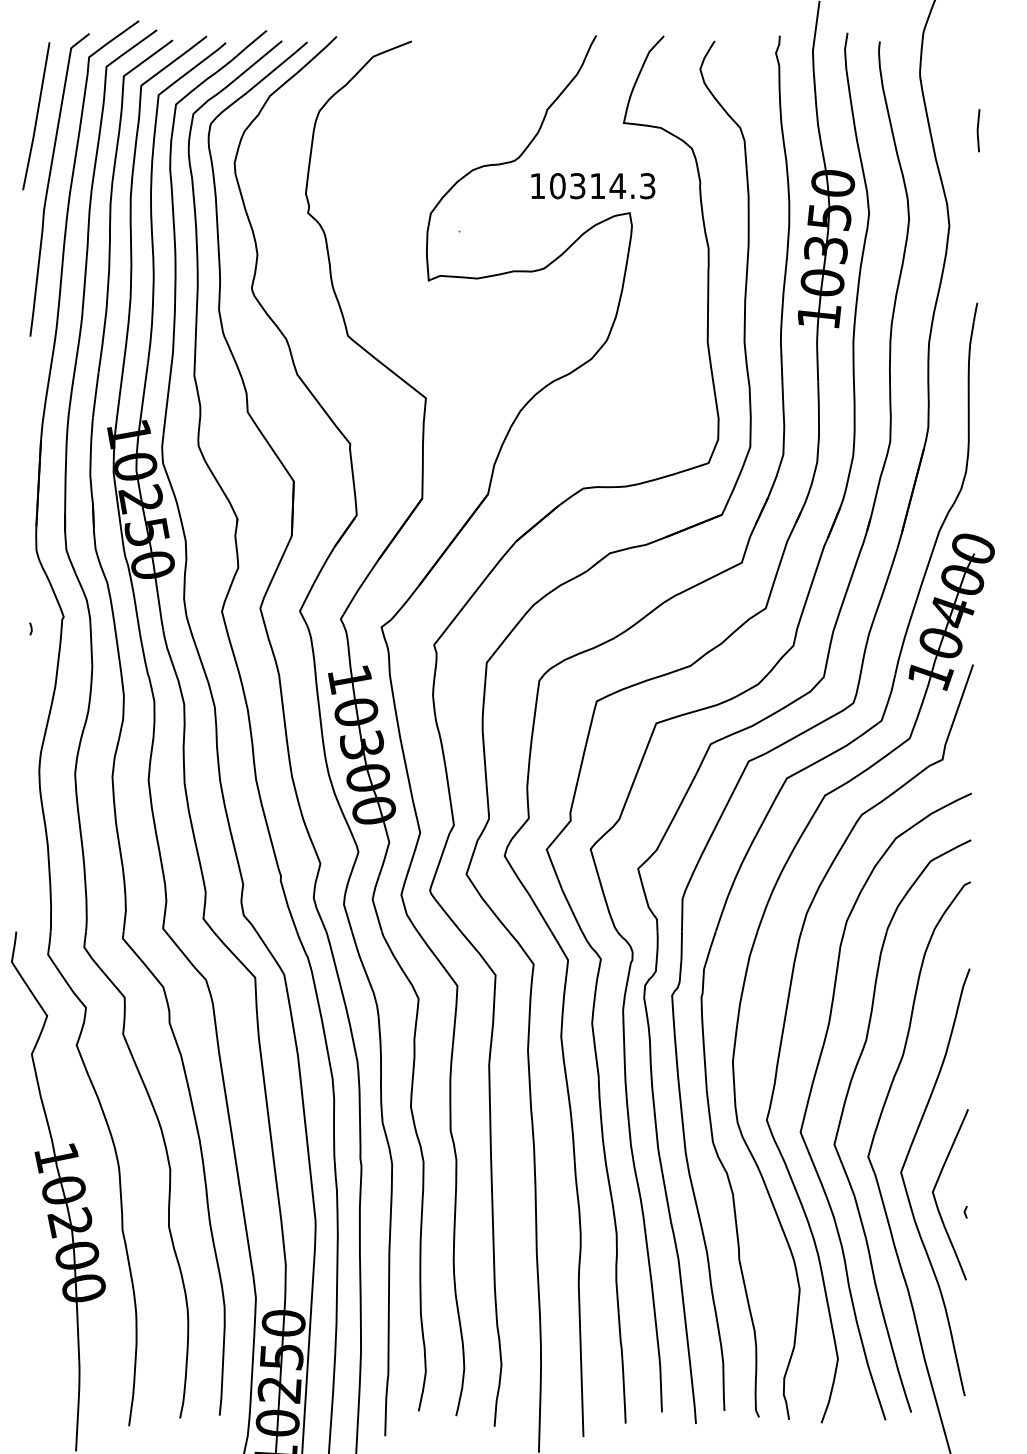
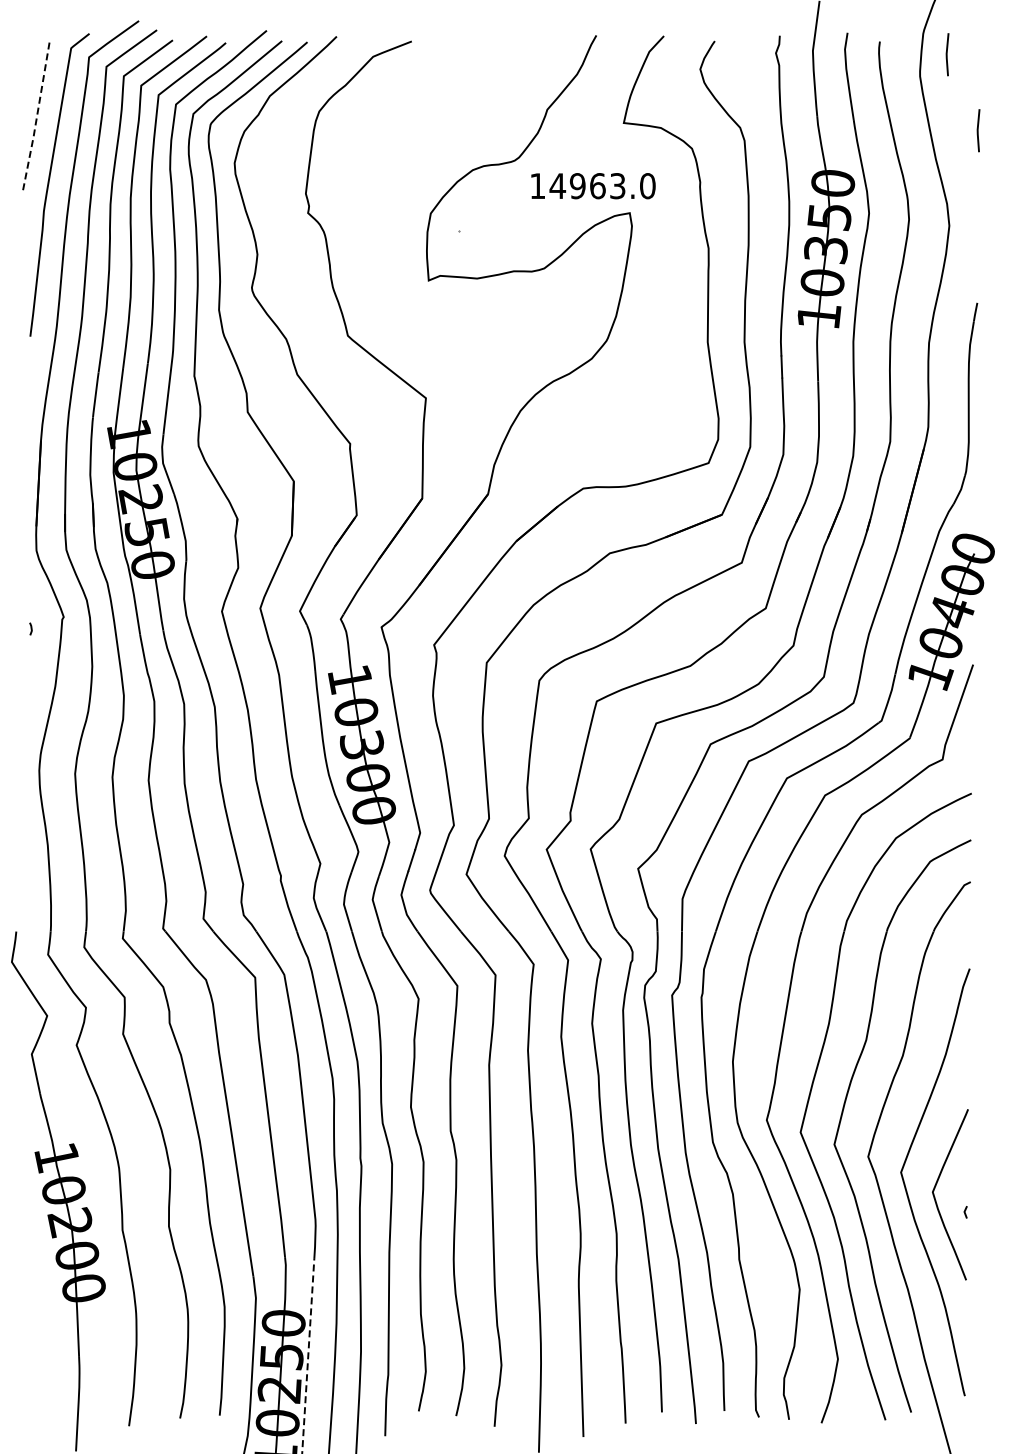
line: none -> present (947, 54)
line: solid -> dashed (36, 117)
text: 10314.3 -> 14963.0 (602, 186)
line: solid -> dashed (308, 1356)
